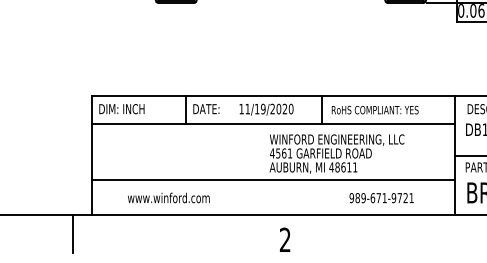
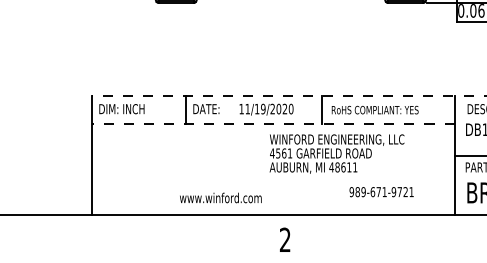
line: solid -> dashed (288, 96)
line: solid -> dashed (272, 123)
line: present -> none (272, 180)
text position: (168, 197) -> (220, 197) (220, 197)
text position: (381, 198) -> (381, 192) (381, 192)
line: present -> none (72, 233)
